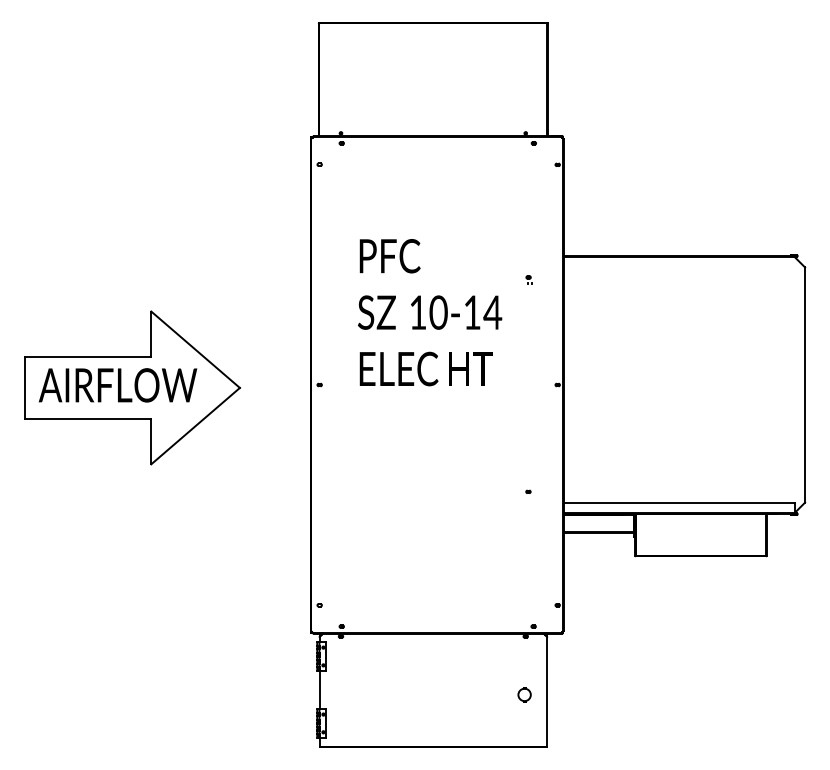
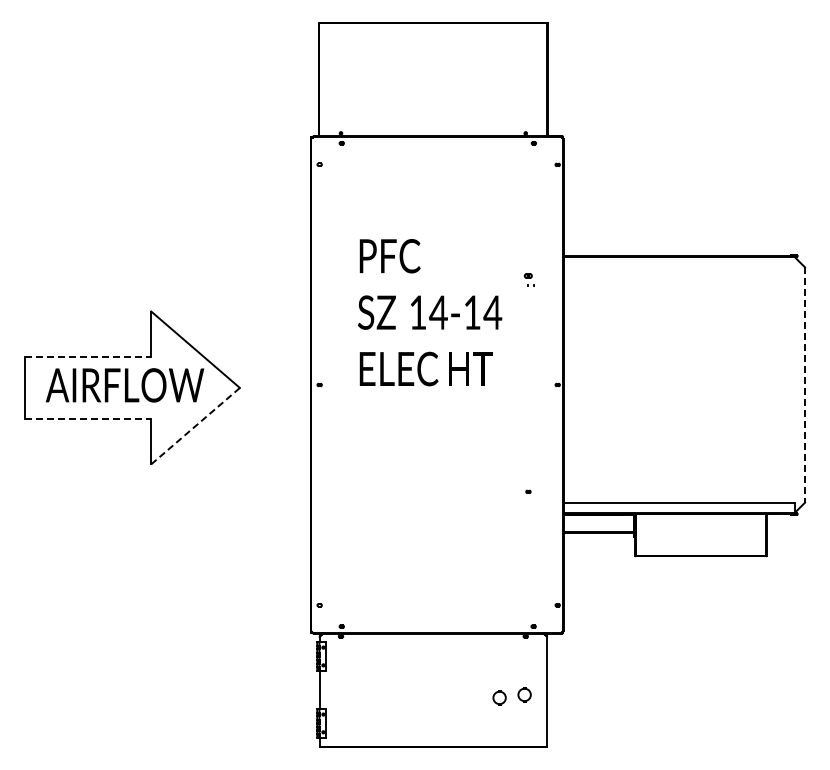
part size: 8x10 px -> 11x14 px (529, 279)
text: 10-14 -> 14-14 (438, 312)
line: solid -> dashed (88, 357)
text position: (118, 385) -> (125, 385) (125, 385)
line: solid -> dashed (805, 385)
line: solid -> dashed (88, 418)
line: solid -> dashed (195, 426)
part: none -> present (499, 697)
